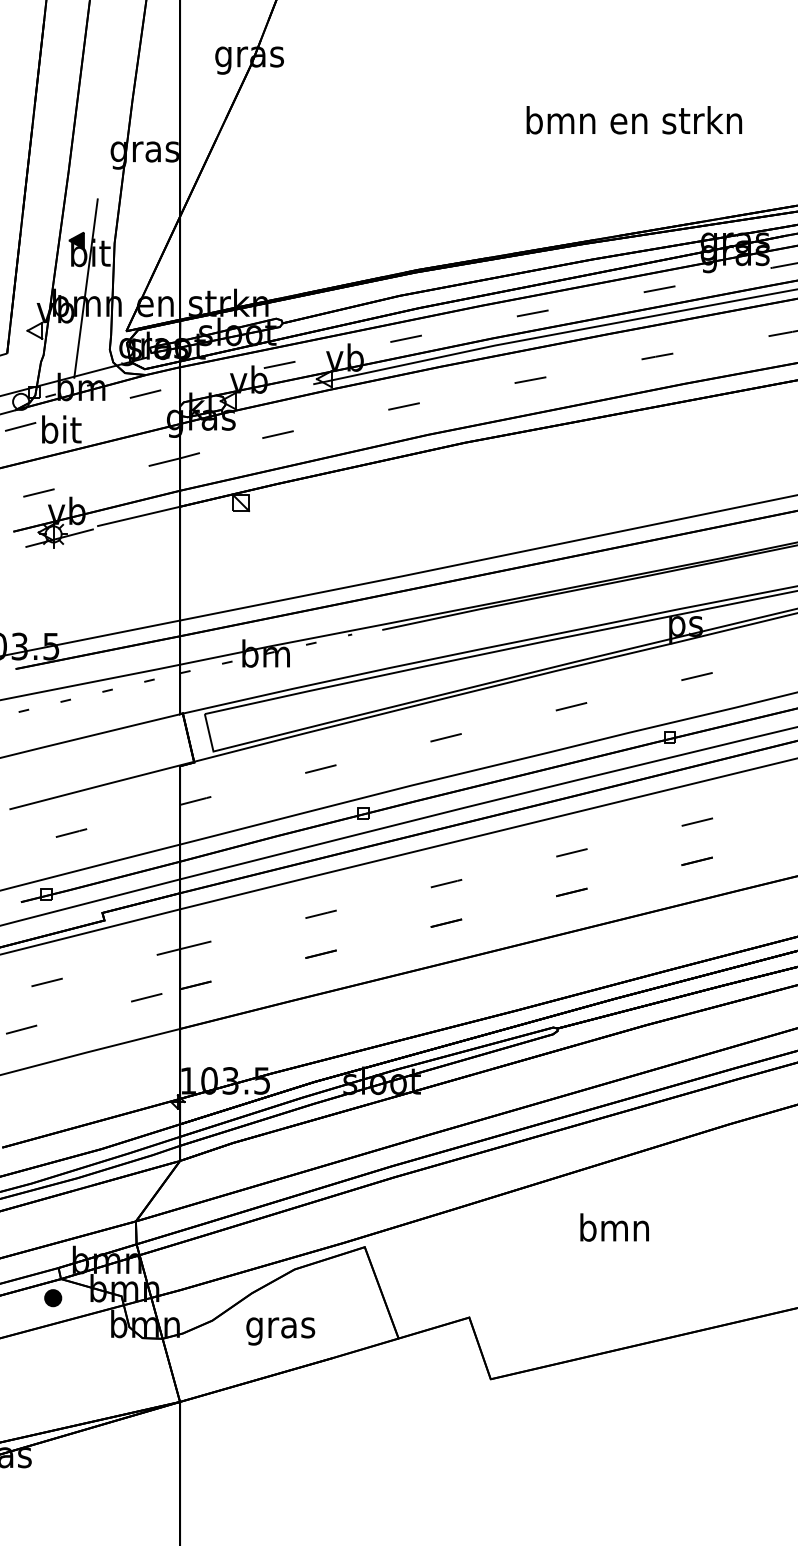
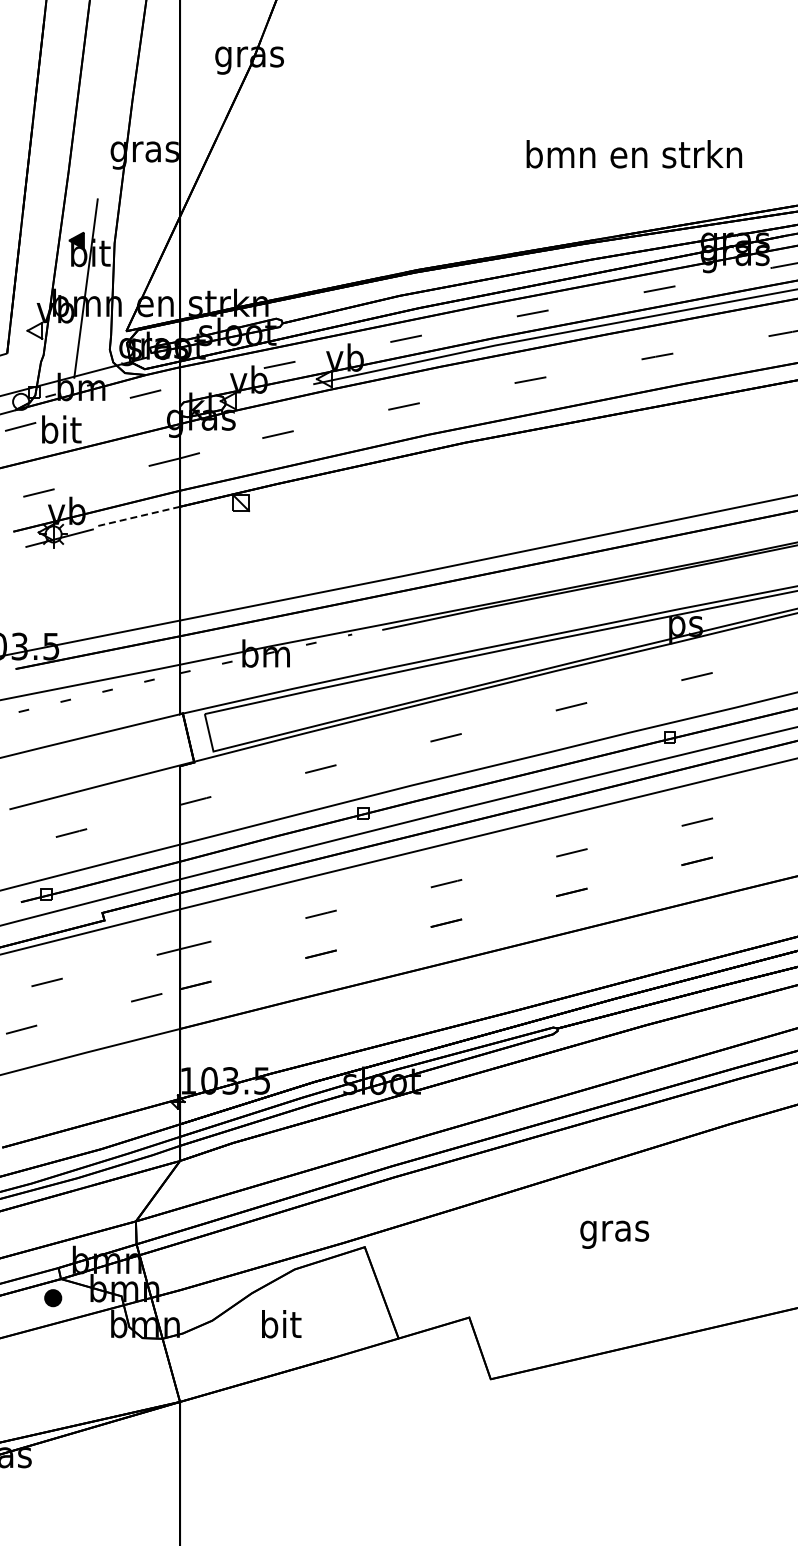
text position: (634, 120) -> (634, 154) (634, 154)
line: solid -> dashed (138, 516)
text: bmn -> gras (614, 1230)
text: gras -> bit (280, 1327)
